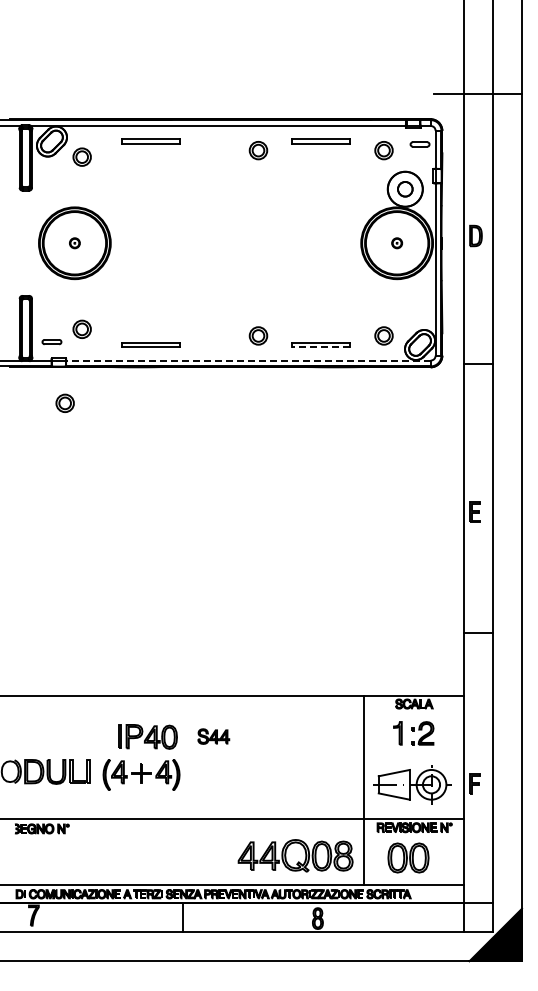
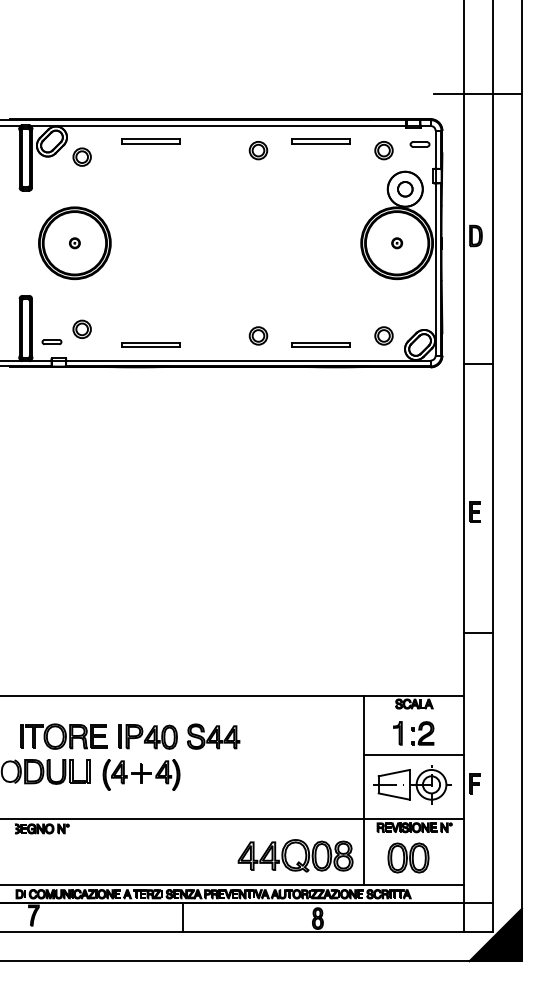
line: dashed -> solid (320, 347)
line: dashed -> solid (247, 360)
part: present -> none (64, 402)
part: none -> present (63, 736)
part size: 34x17 px -> 54x27 px (213, 736)
line: none -> present (413, 754)
